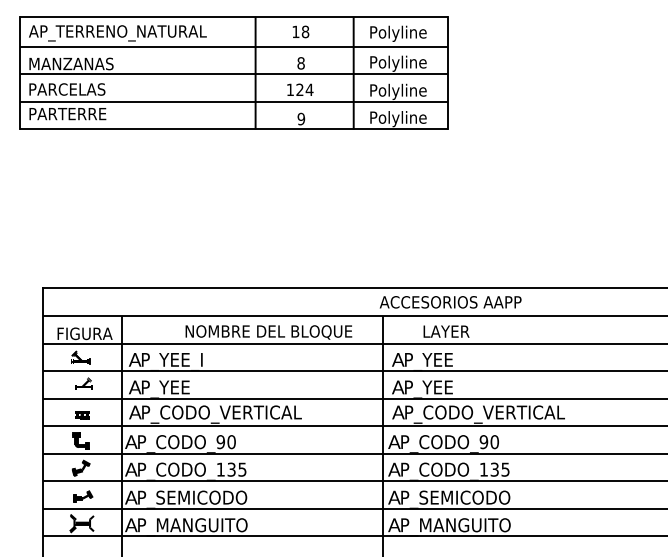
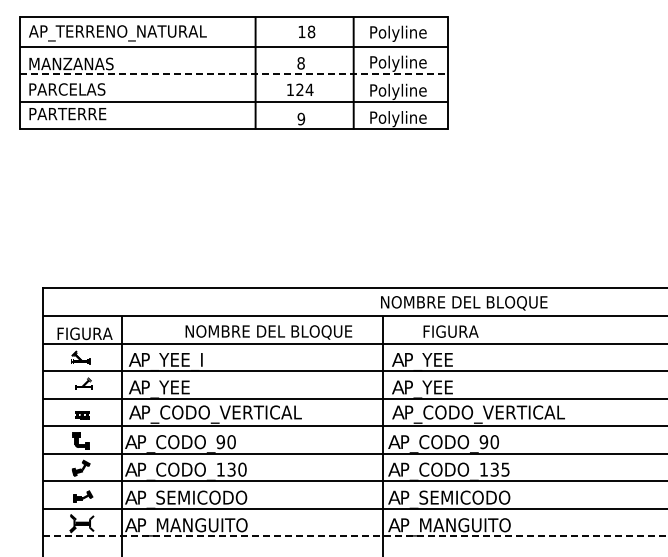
text position: (300, 31) -> (306, 31) (306, 31)
line: solid -> dashed (234, 74)
text: ACCESORIOS AAPP -> NOMBRE DEL BLOQUE (463, 303)
text: LAYER -> FIGURA (451, 331)
text: P_CODO_135 -> P_CODO_130 (242, 469)
line: solid -> dashed (355, 536)
